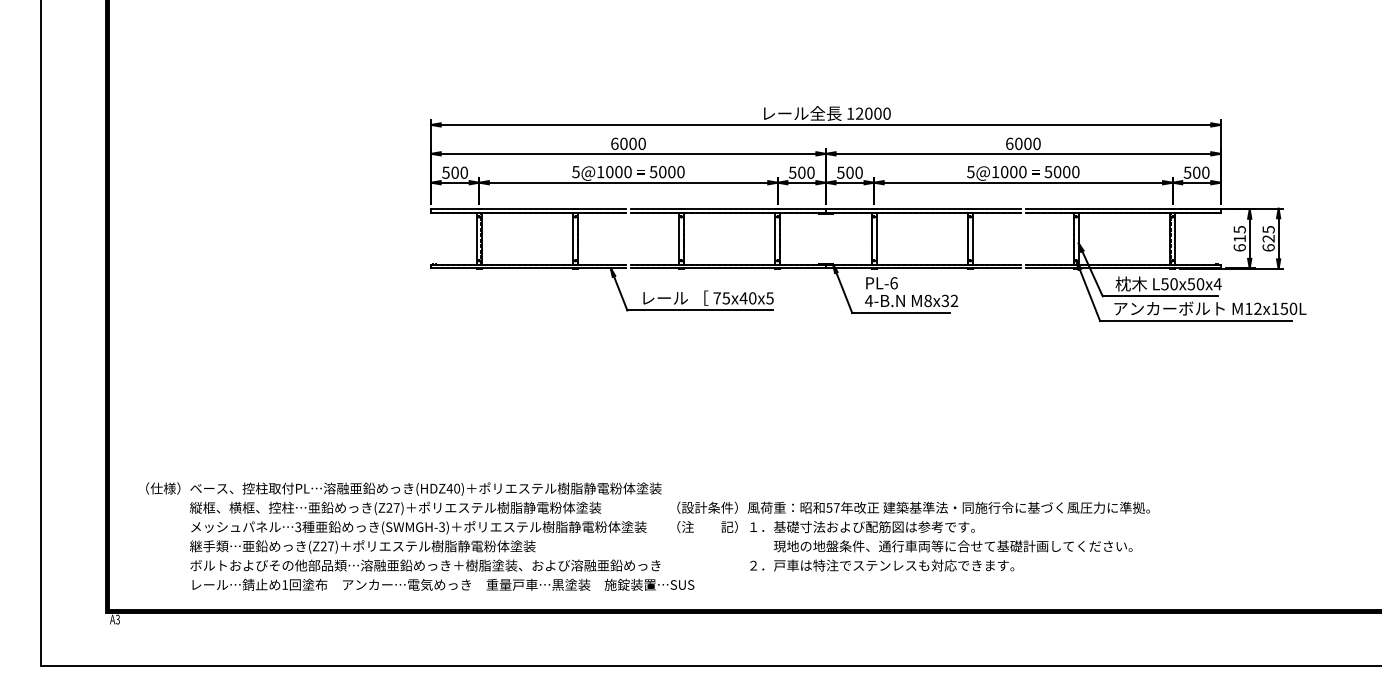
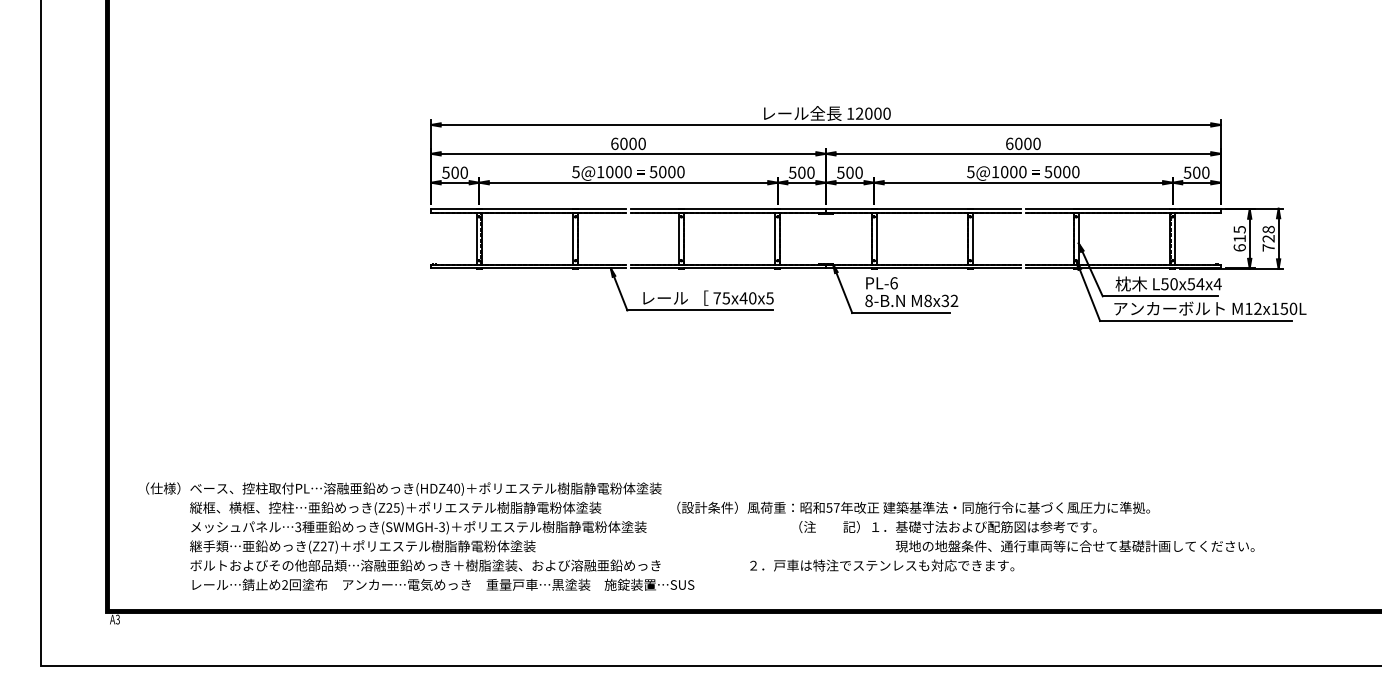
text: 625 -> 728 (1268, 238)
text: L50x50x4 -> L50x54x4 (1200, 284)
text: 4-B.N -> 8-B.N (869, 300)
text: (Z27) -> (Z25) (396, 507)
text position: (904, 536) -> (1026, 536) (1026, 536)
text: 1 -> 2 (285, 584)
